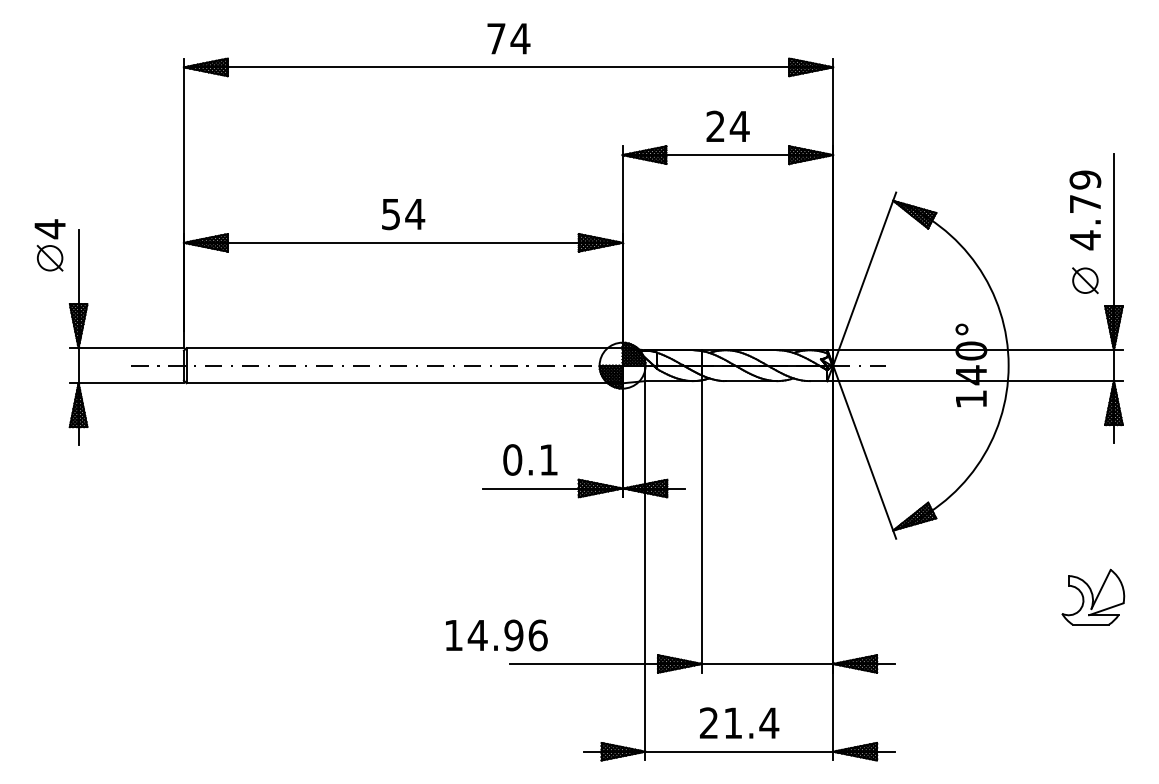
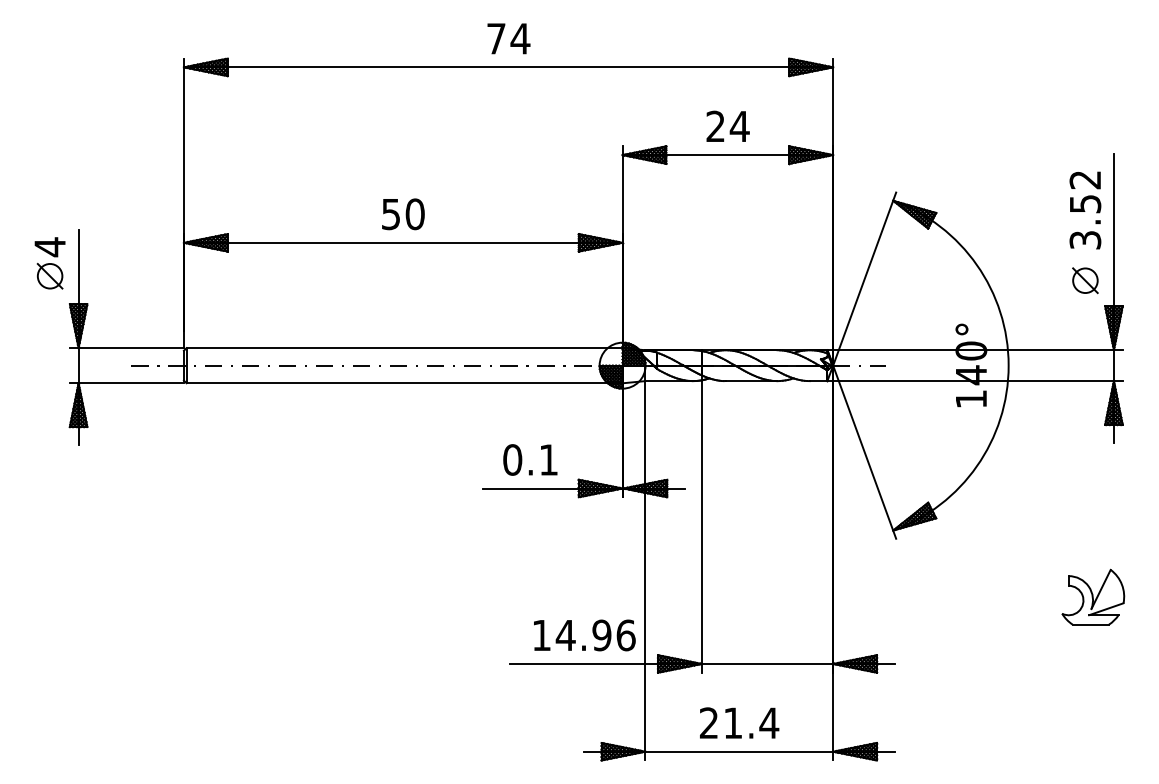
text: 4.79 -> 3.52 (1085, 210)
text: 54 -> 50 (415, 214)
part position: (49, 245) -> (49, 263) (49, 263)
text position: (496, 635) -> (584, 635) (584, 635)
